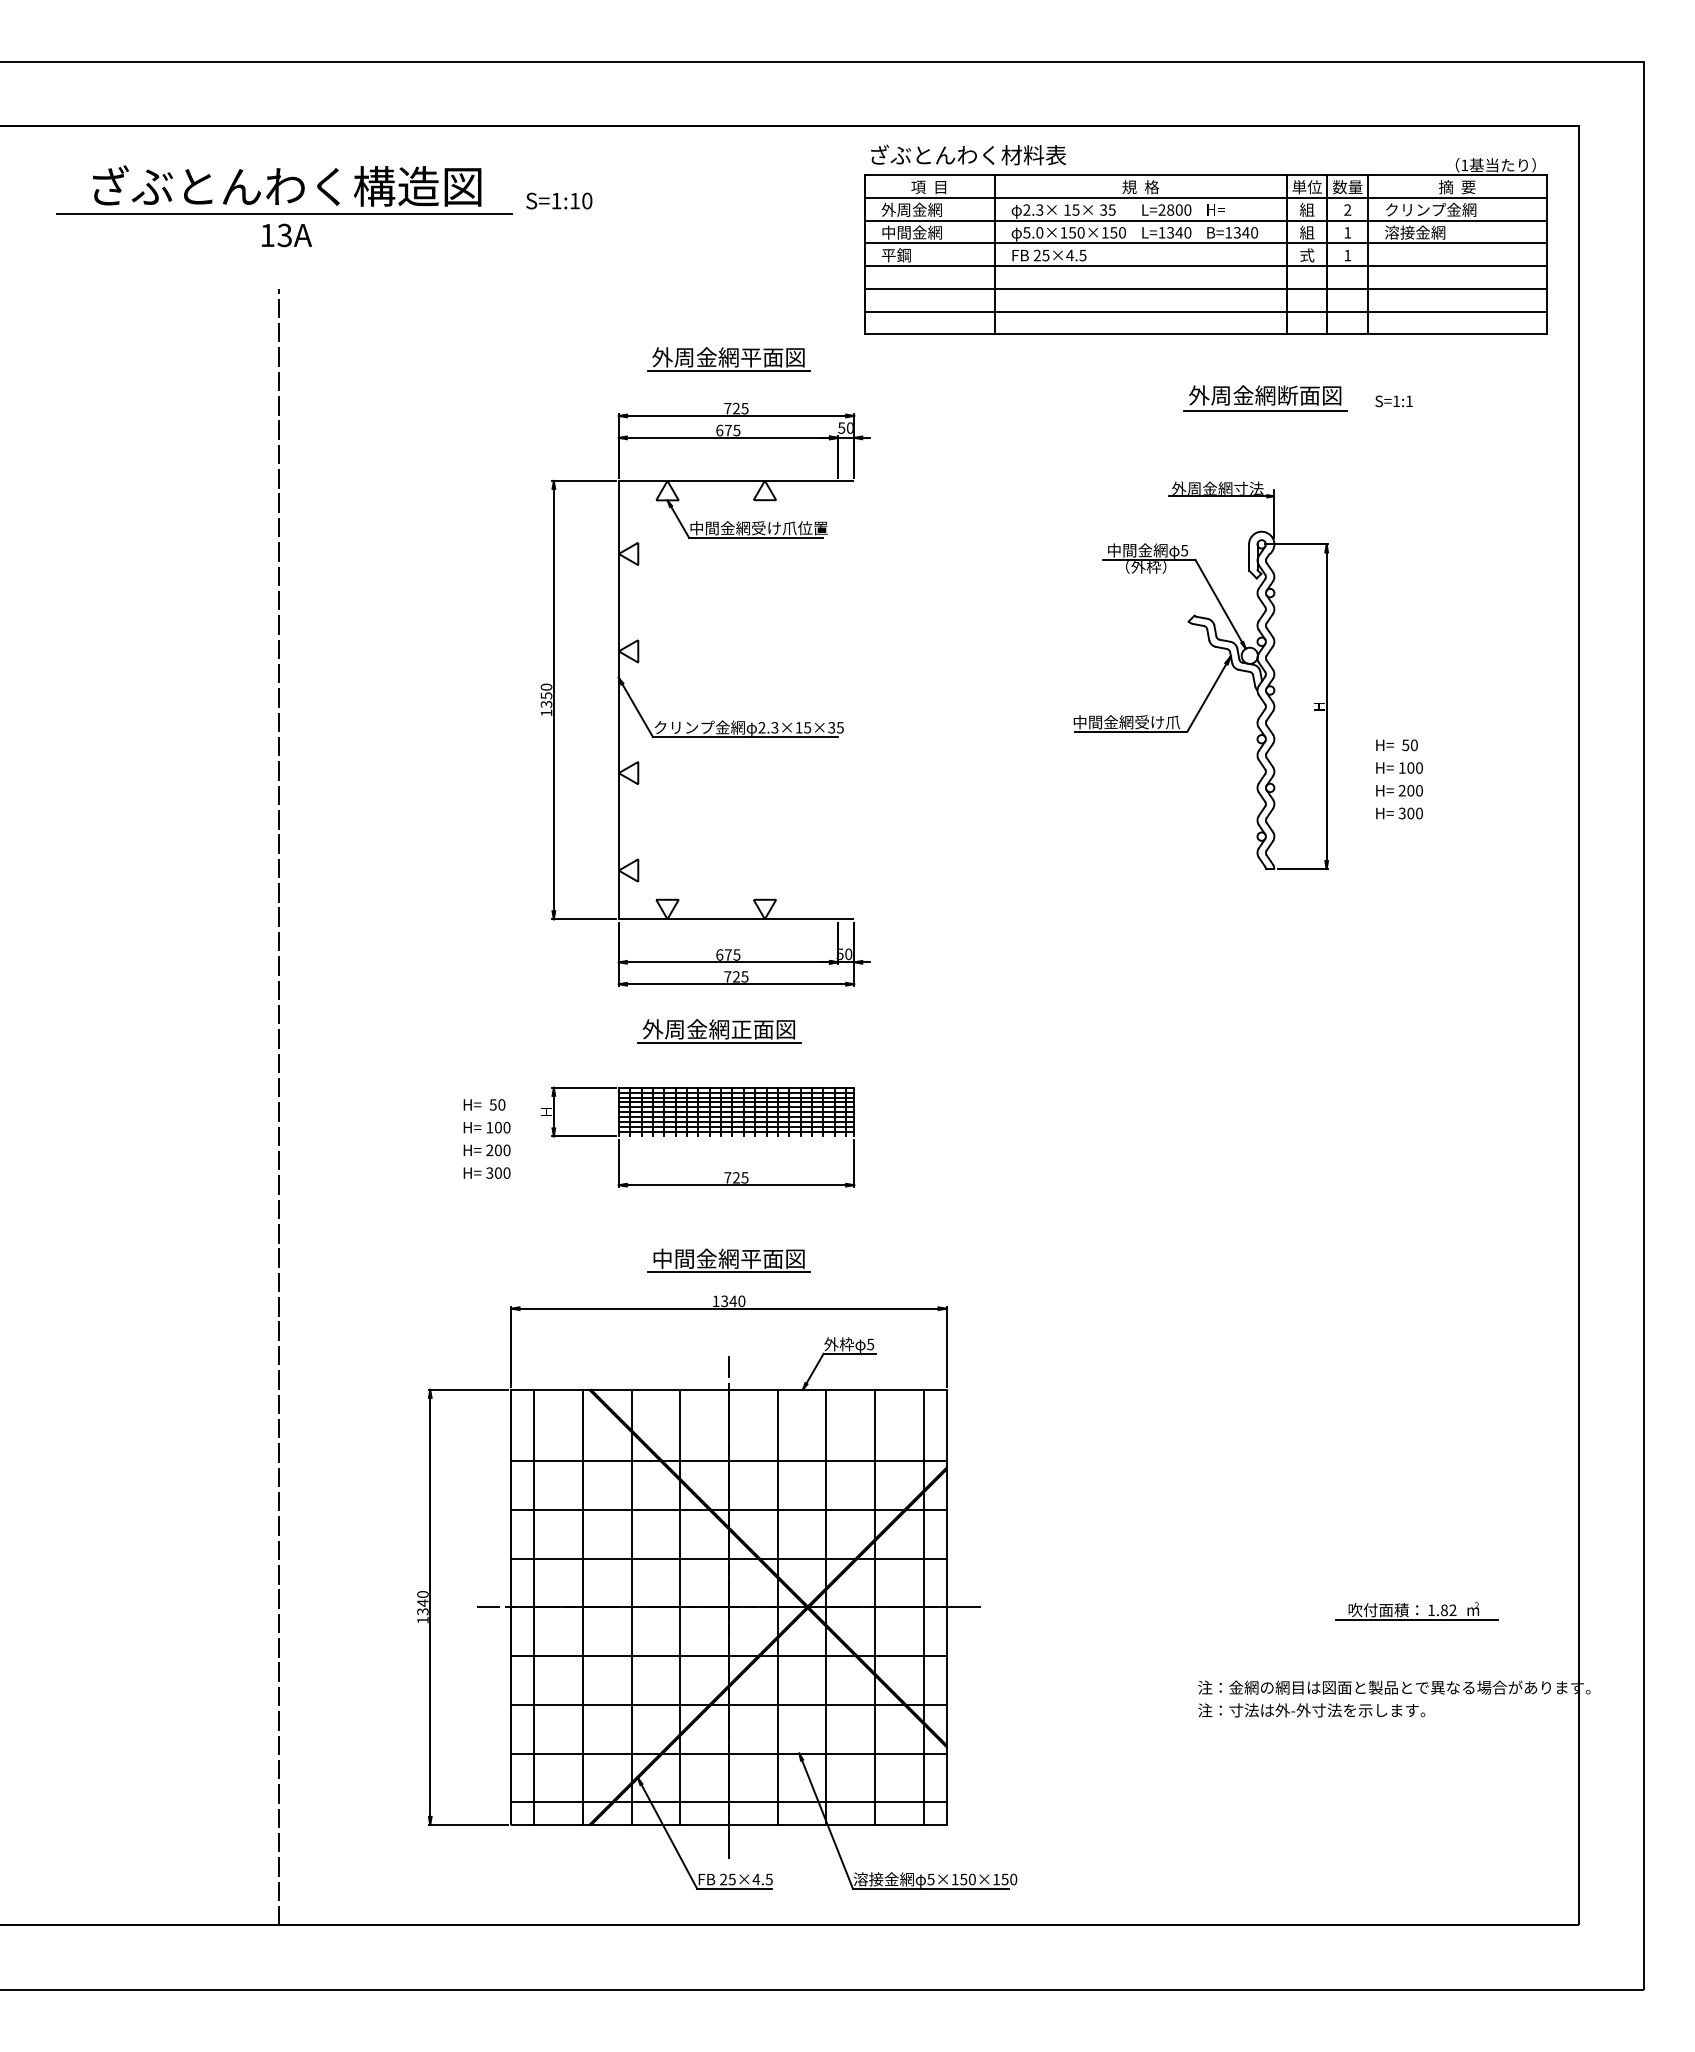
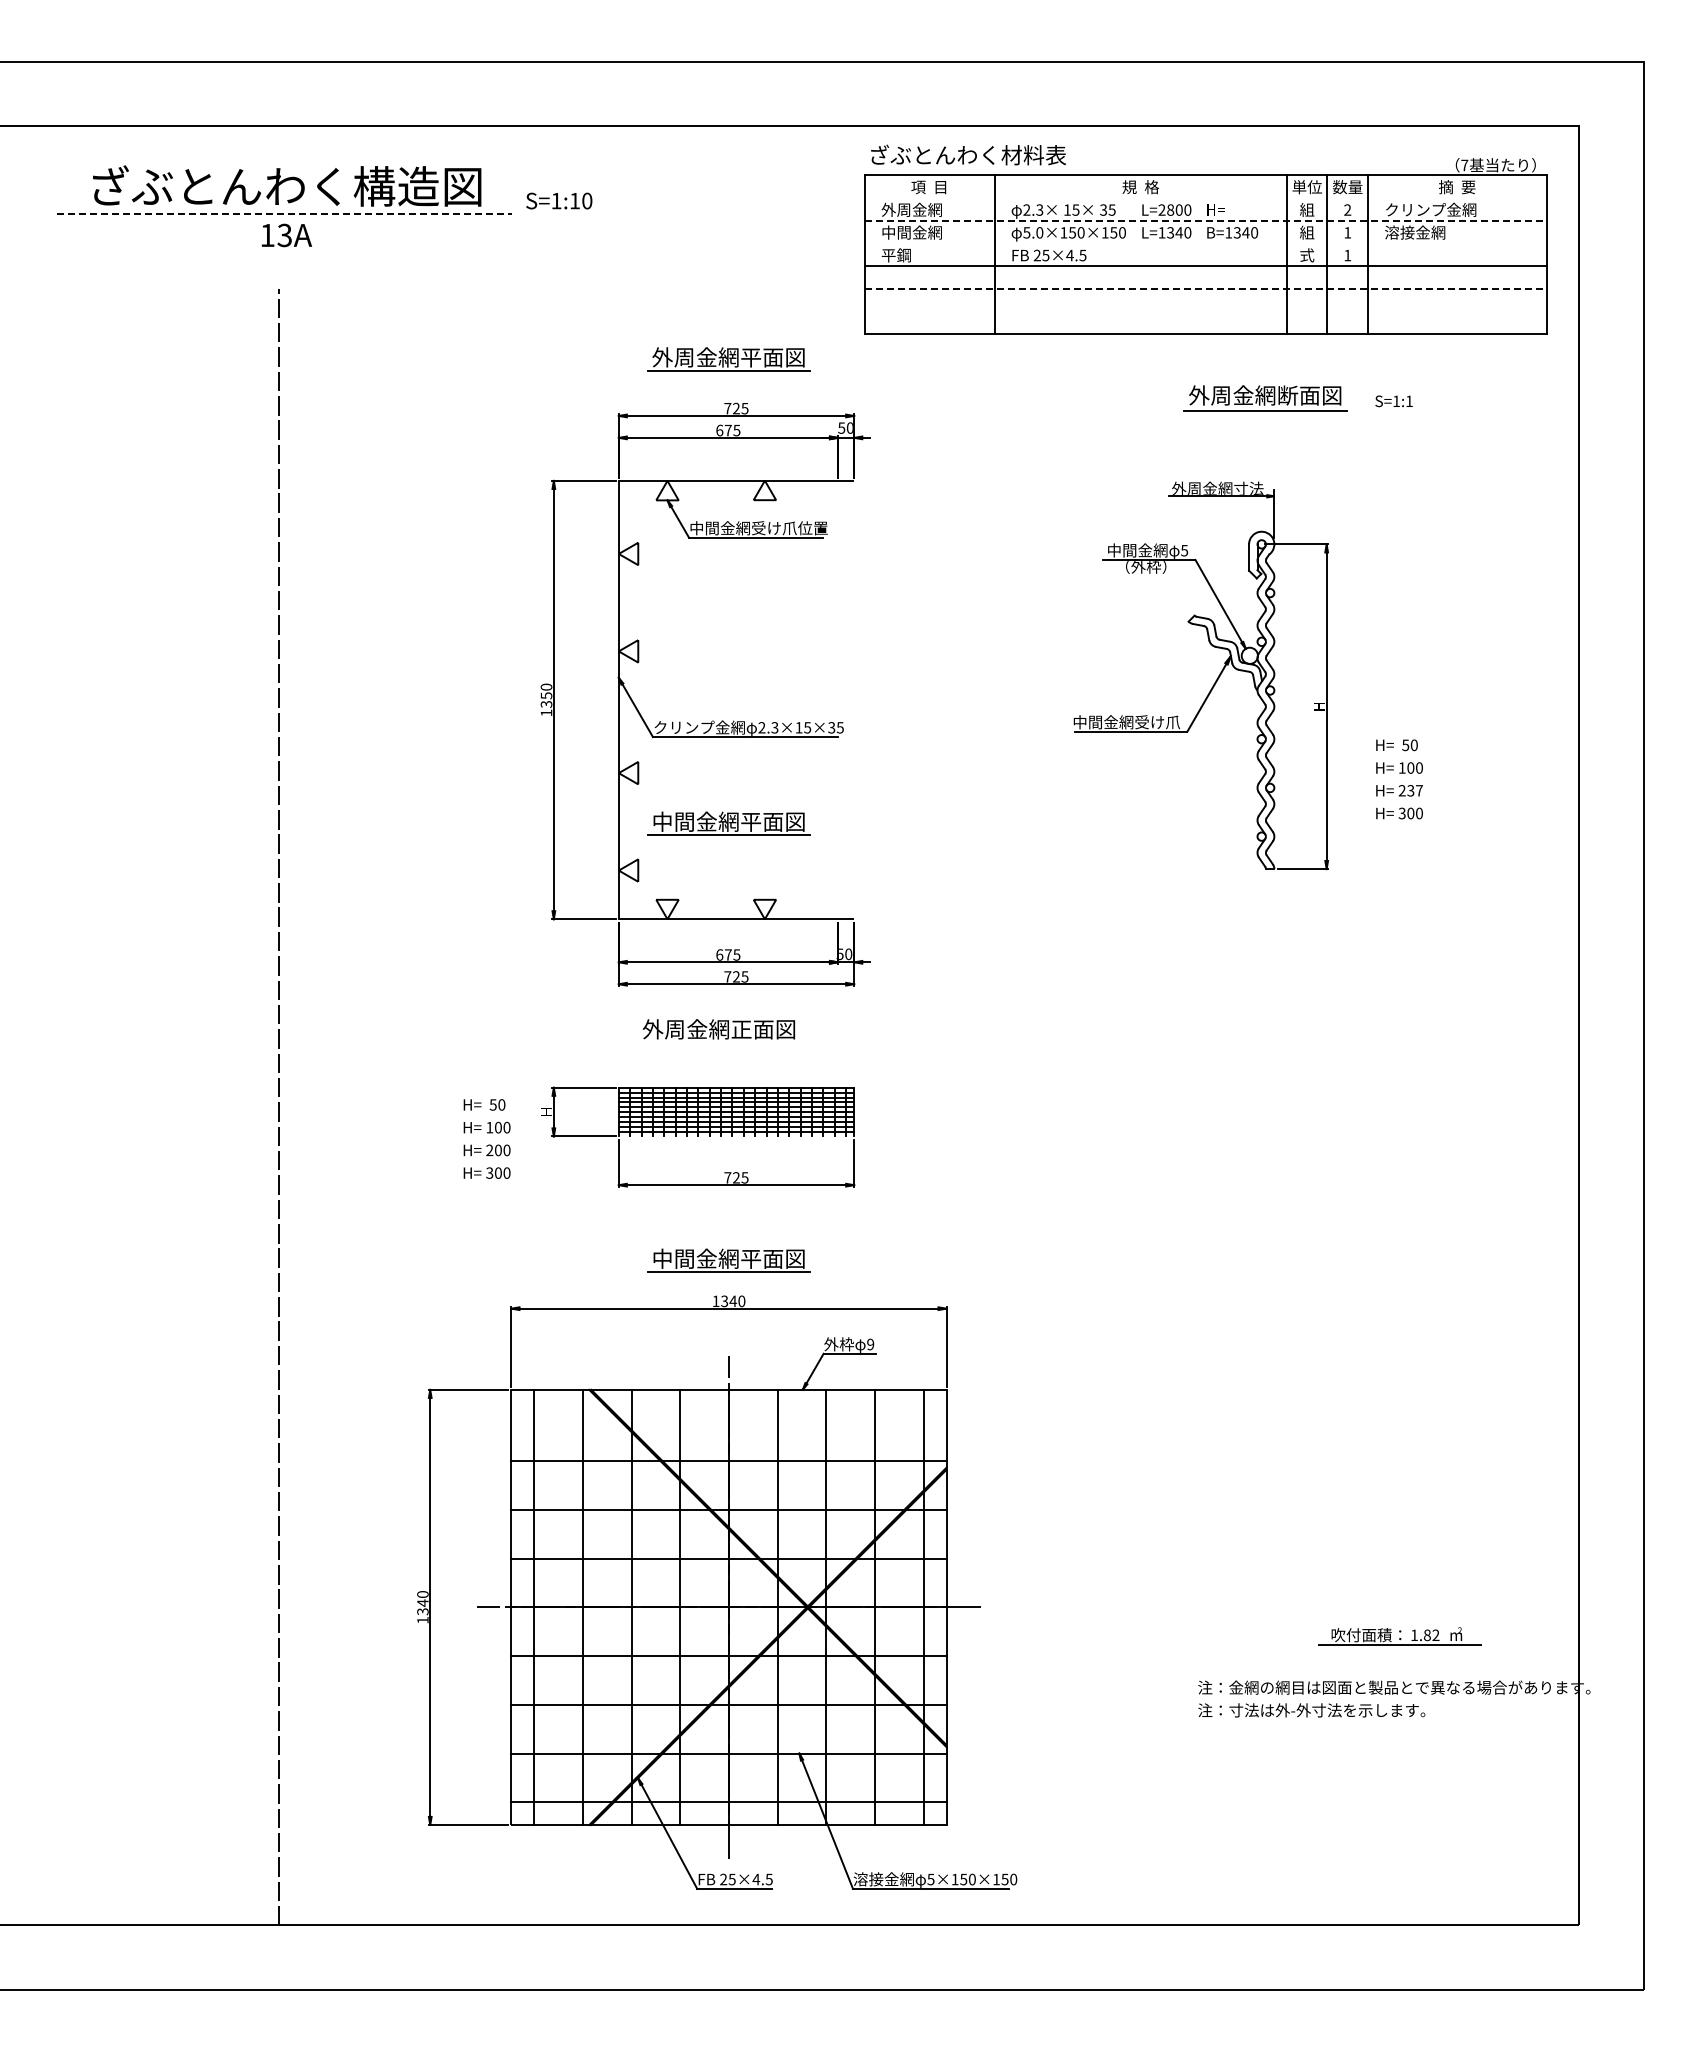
text: 1 -> 7 (1464, 165)
line: present -> none (1205, 197)
line: solid -> dashed (285, 214)
line: solid -> dashed (1205, 220)
line: present -> none (1205, 243)
line: solid -> dashed (1205, 288)
line: present -> none (1205, 311)
text: 200 -> 237 (1414, 790)
part: none -> present (728, 823)
line: present -> none (719, 1042)
text: 5 -> 9 (870, 1344)
part position: (1416, 1611) -> (1399, 1636) (1399, 1636)
